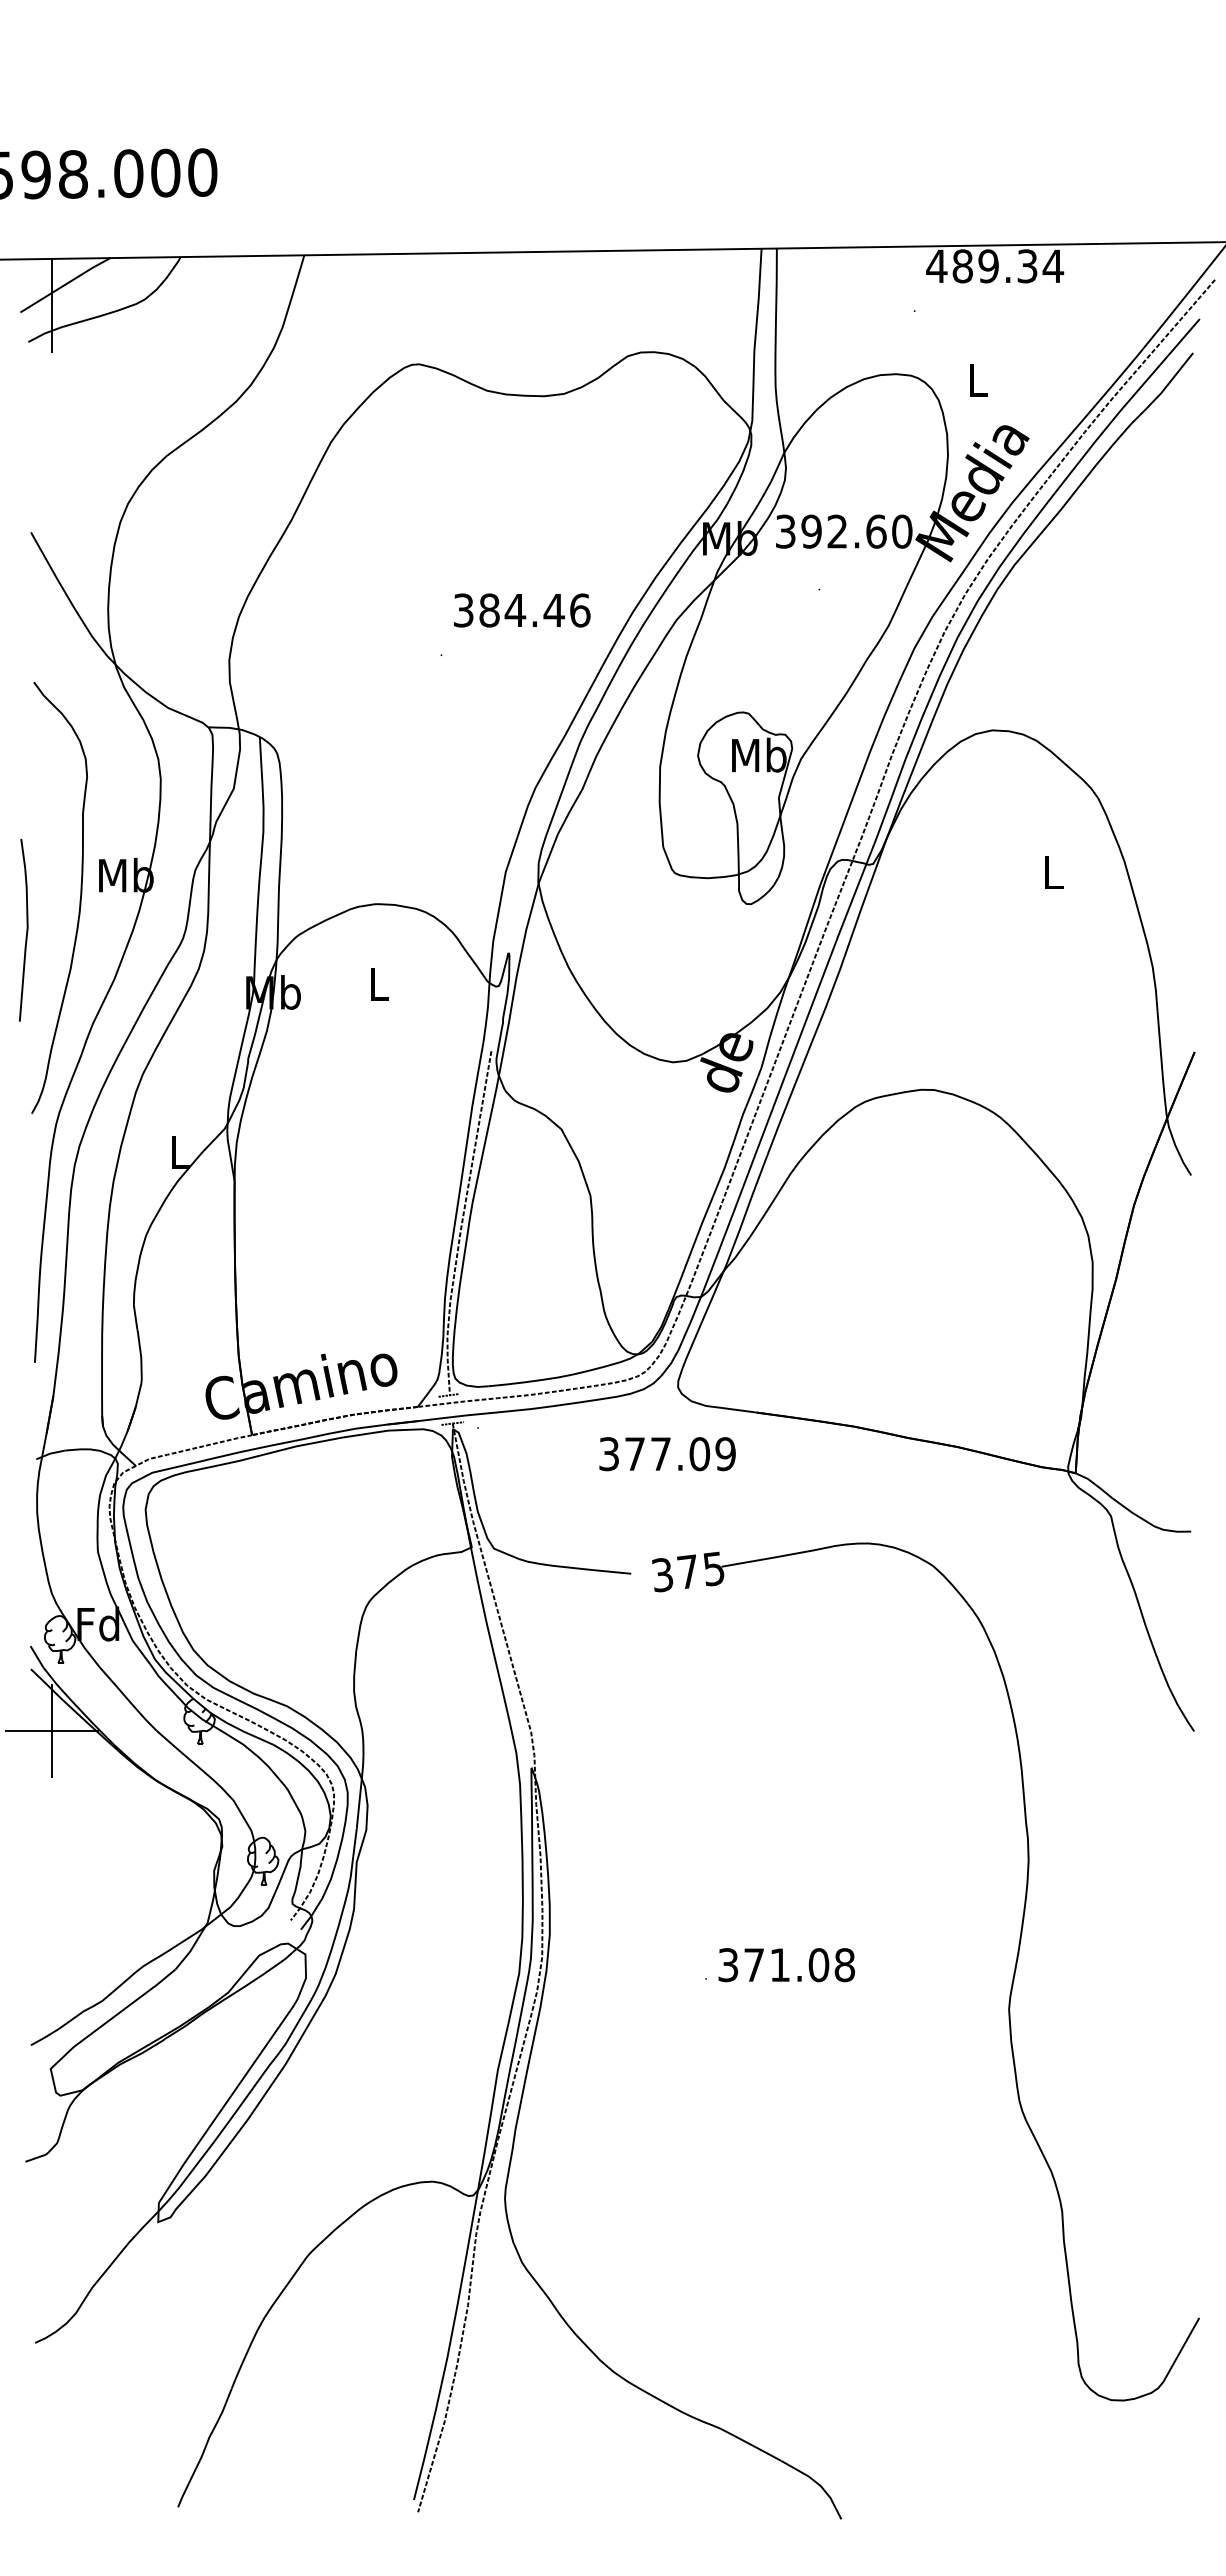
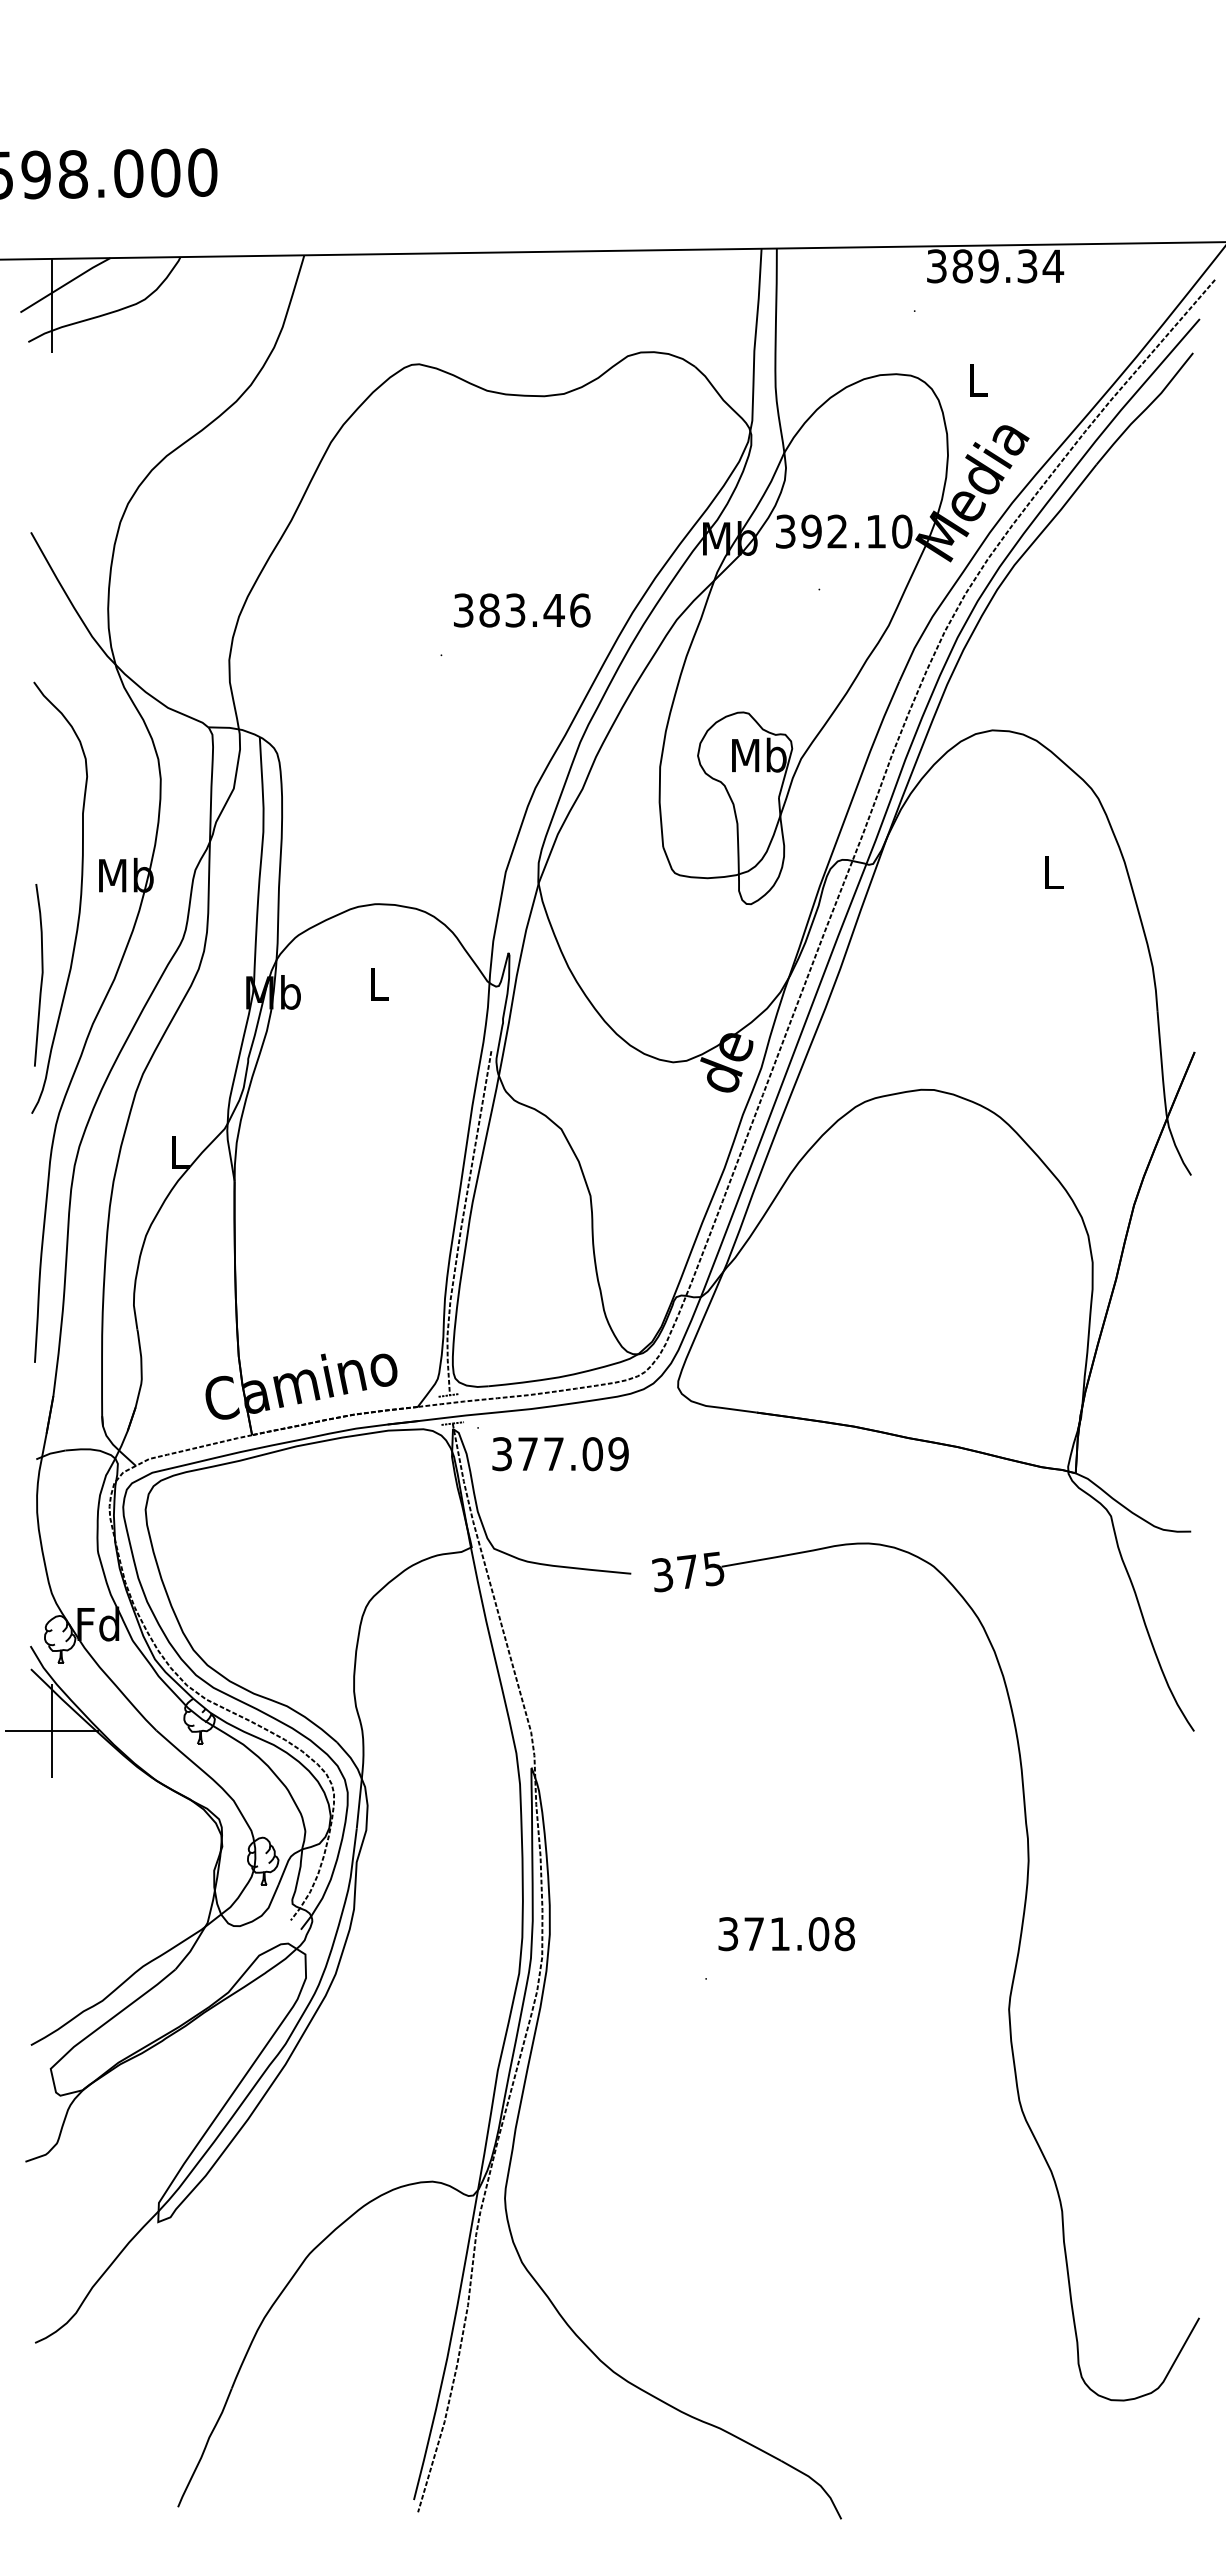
text: 489.34 -> 389.34 (936, 266)
text: 392.60 -> 392.10 (876, 531)
text: 384.46 -> 383.46 (515, 610)
curve position: (26, 930) -> (41, 975) (41, 975)
text position: (667, 1454) -> (560, 1454) (560, 1454)
text position: (786, 1965) -> (786, 1934) (786, 1934)
